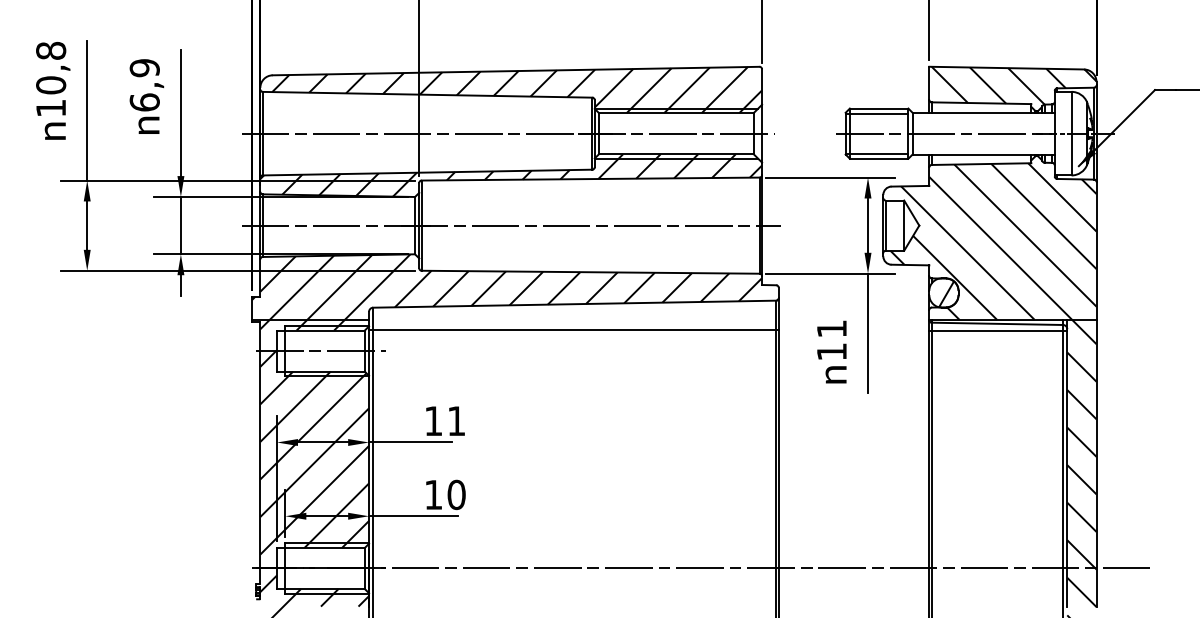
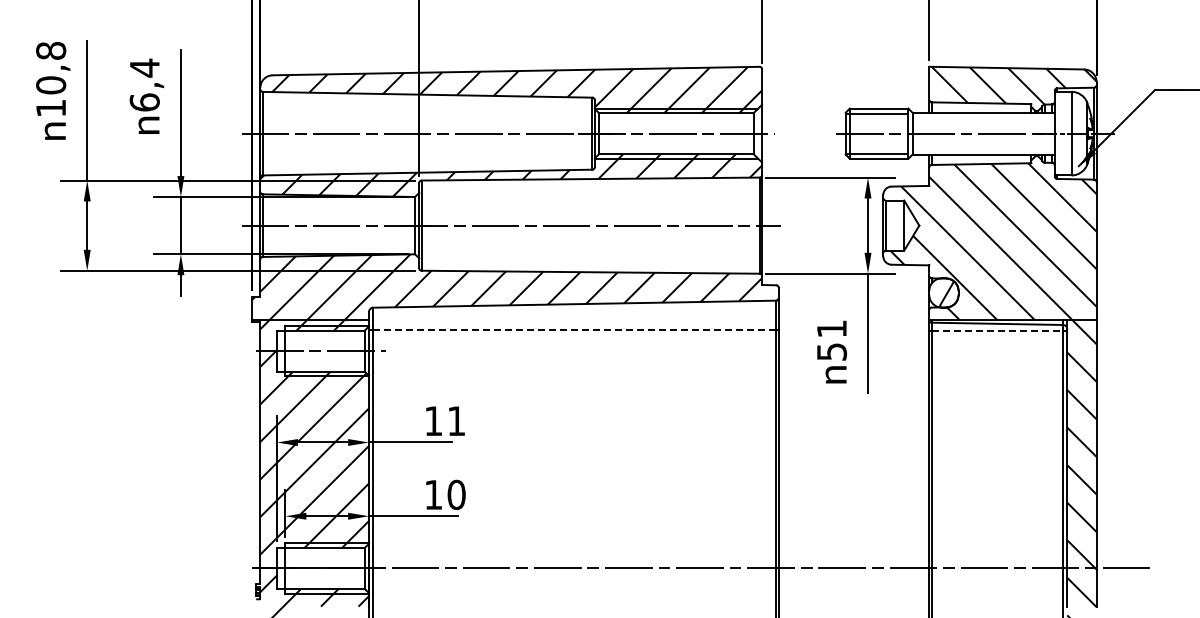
text: 6,9 -> 6,4 (144, 67)
line: solid -> dashed (574, 330)
line: solid -> dashed (997, 331)
text: 11 -> 51 (832, 351)
